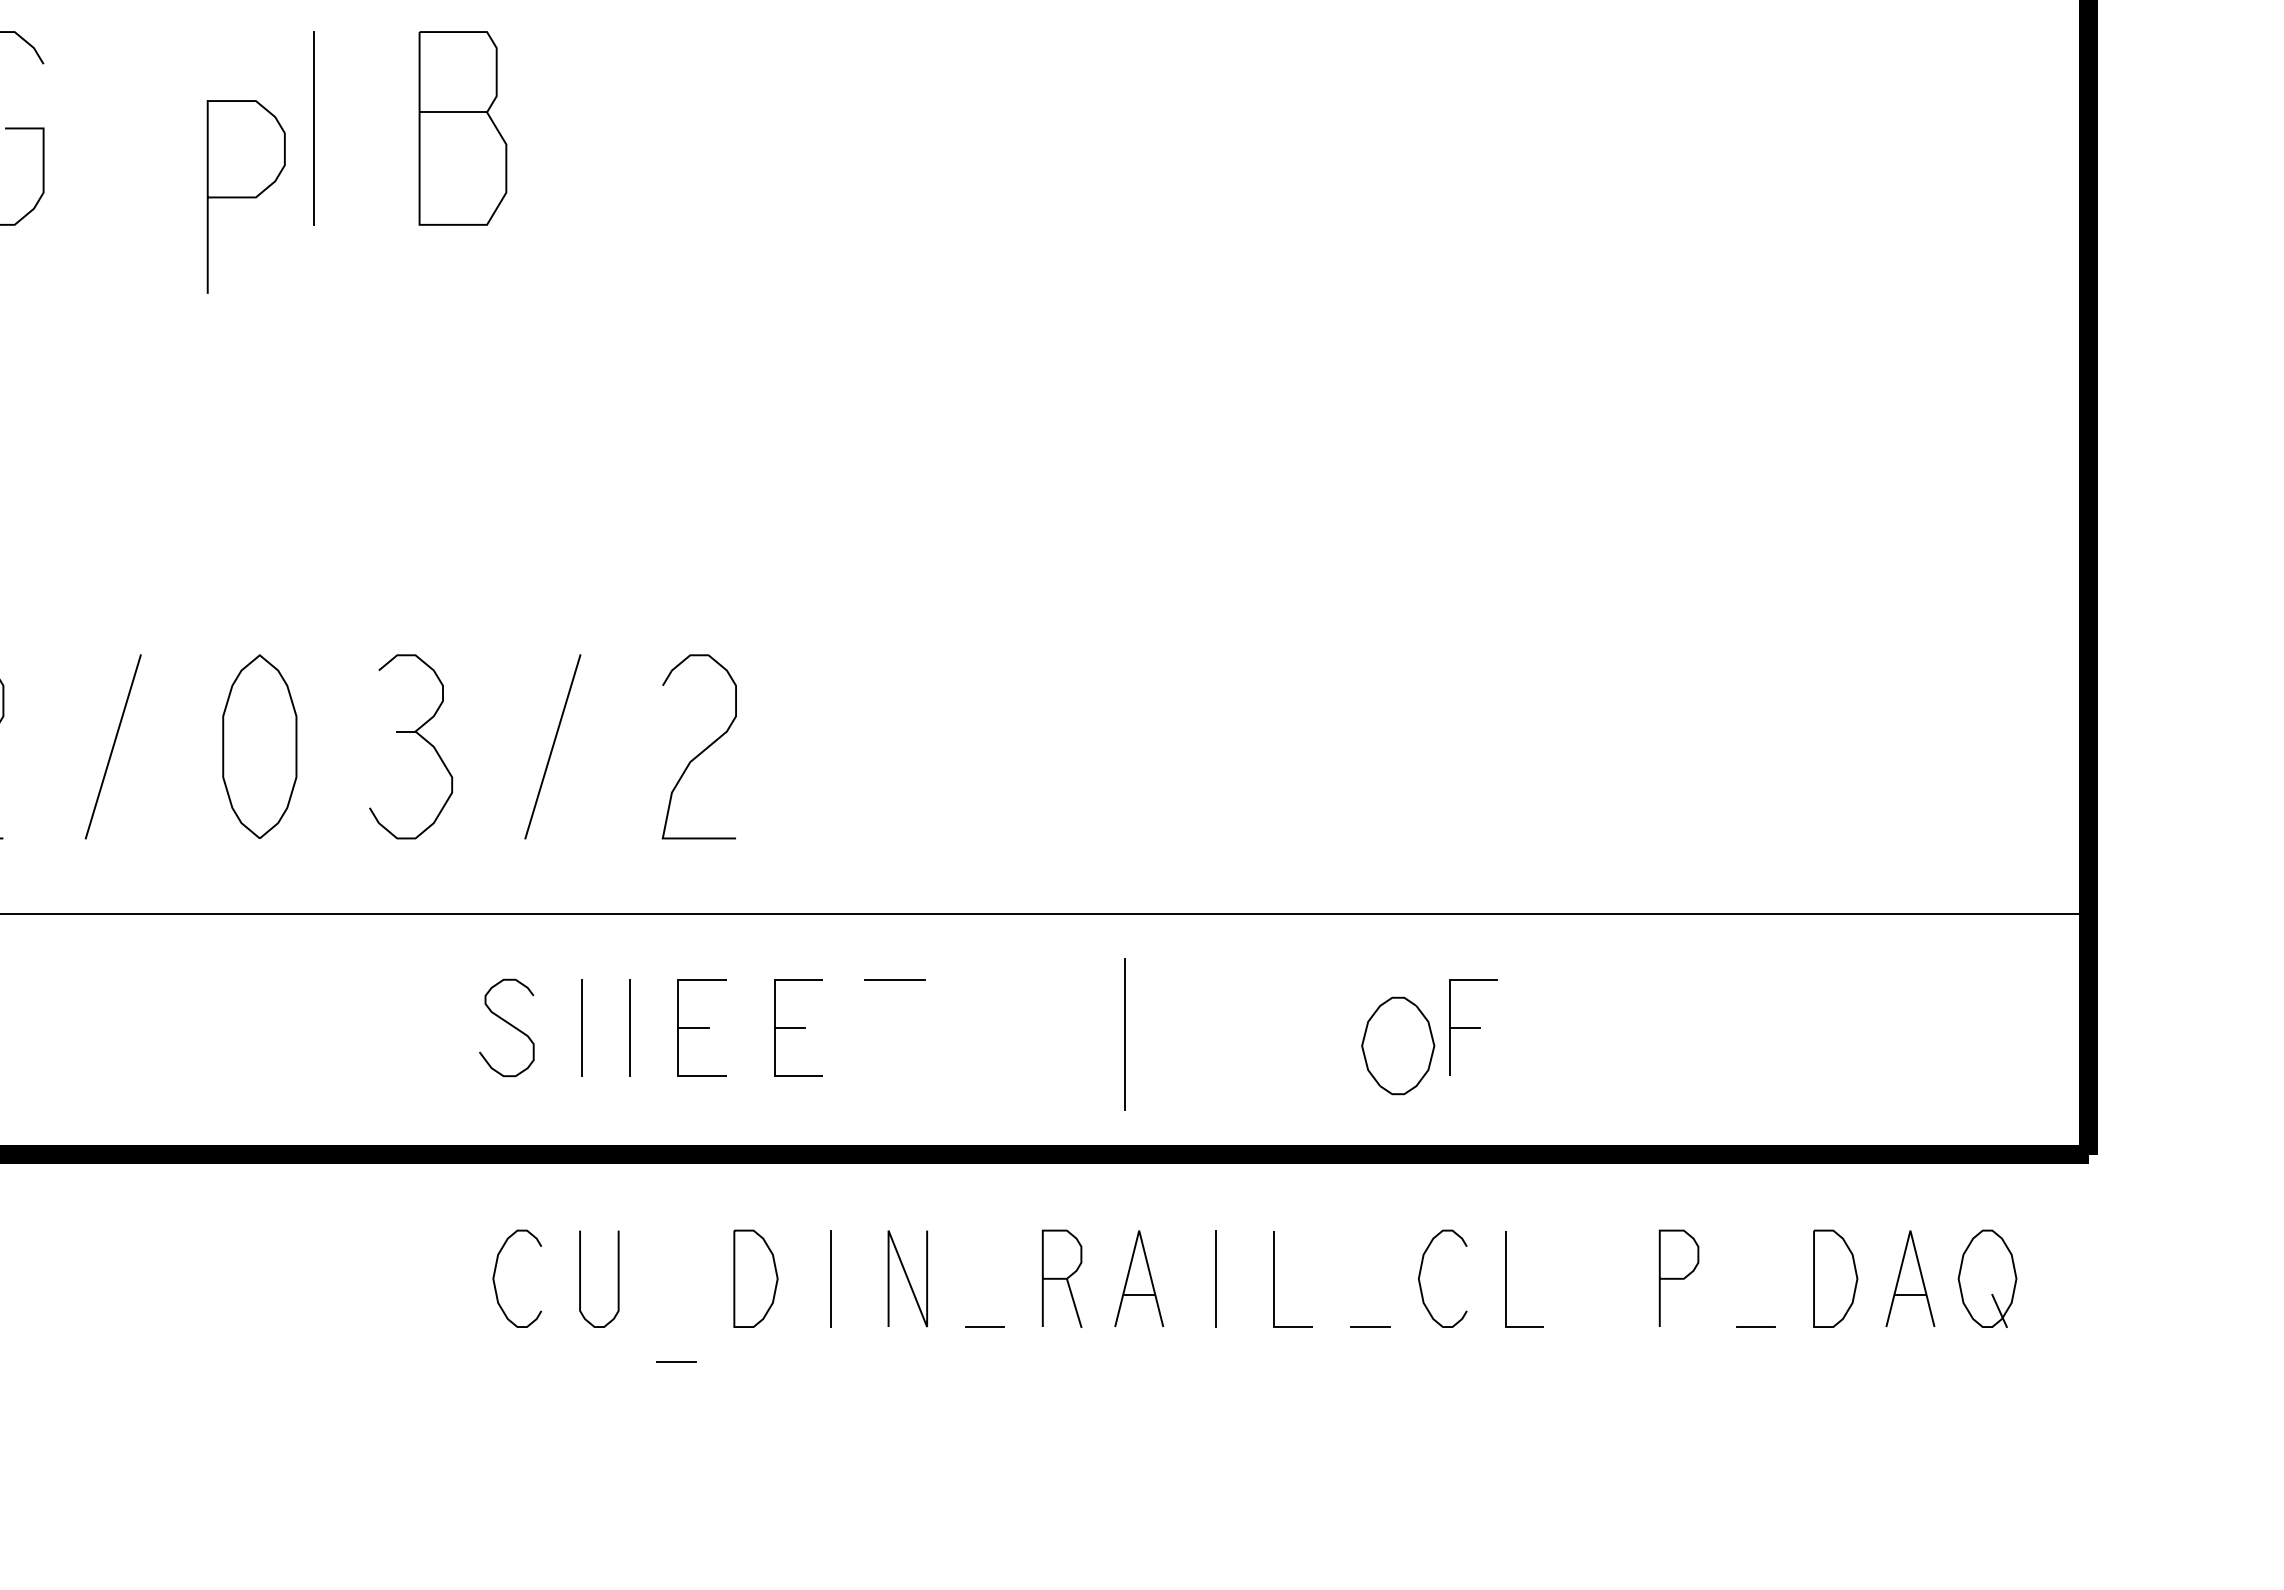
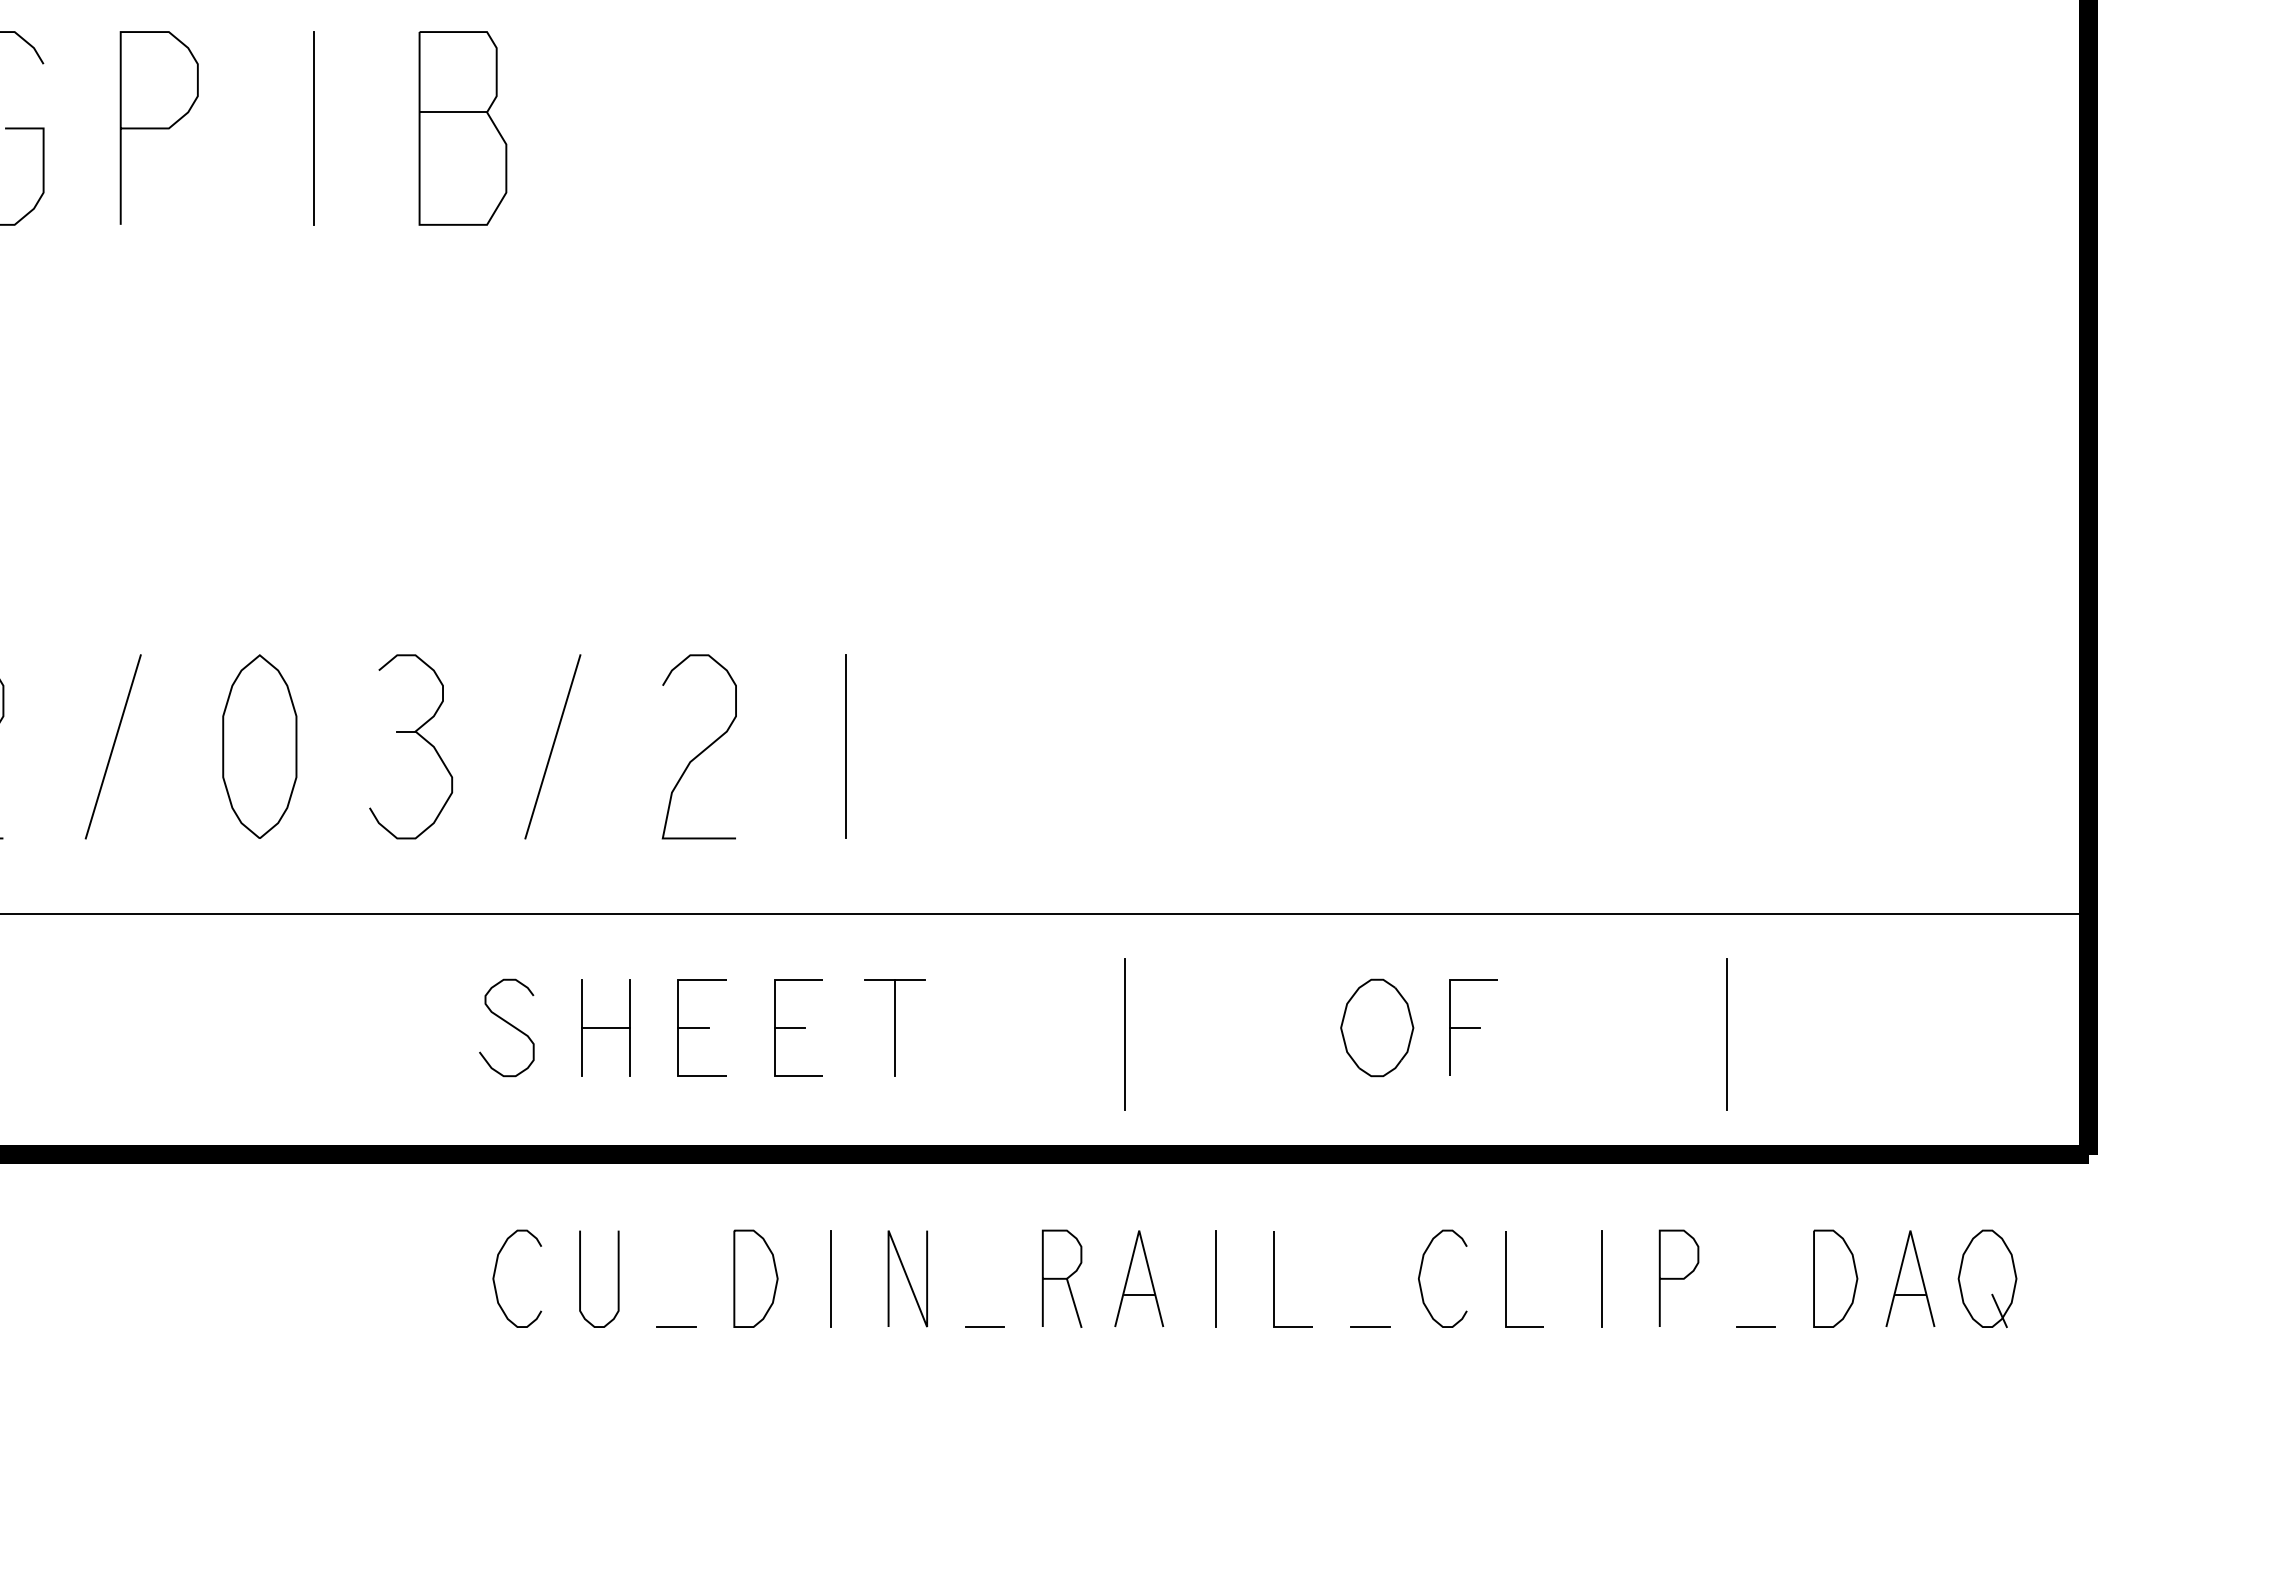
curve position: (245, 196) -> (158, 127) (158, 127)
line: none -> present (845, 746)
line: none -> present (605, 1027)
line: none -> present (895, 1027)
line: none -> present (1727, 1033)
part position: (1398, 1045) -> (1377, 1027) (1377, 1027)
line: none -> present (1601, 1278)
line position: (676, 1361) -> (676, 1326) (676, 1326)
